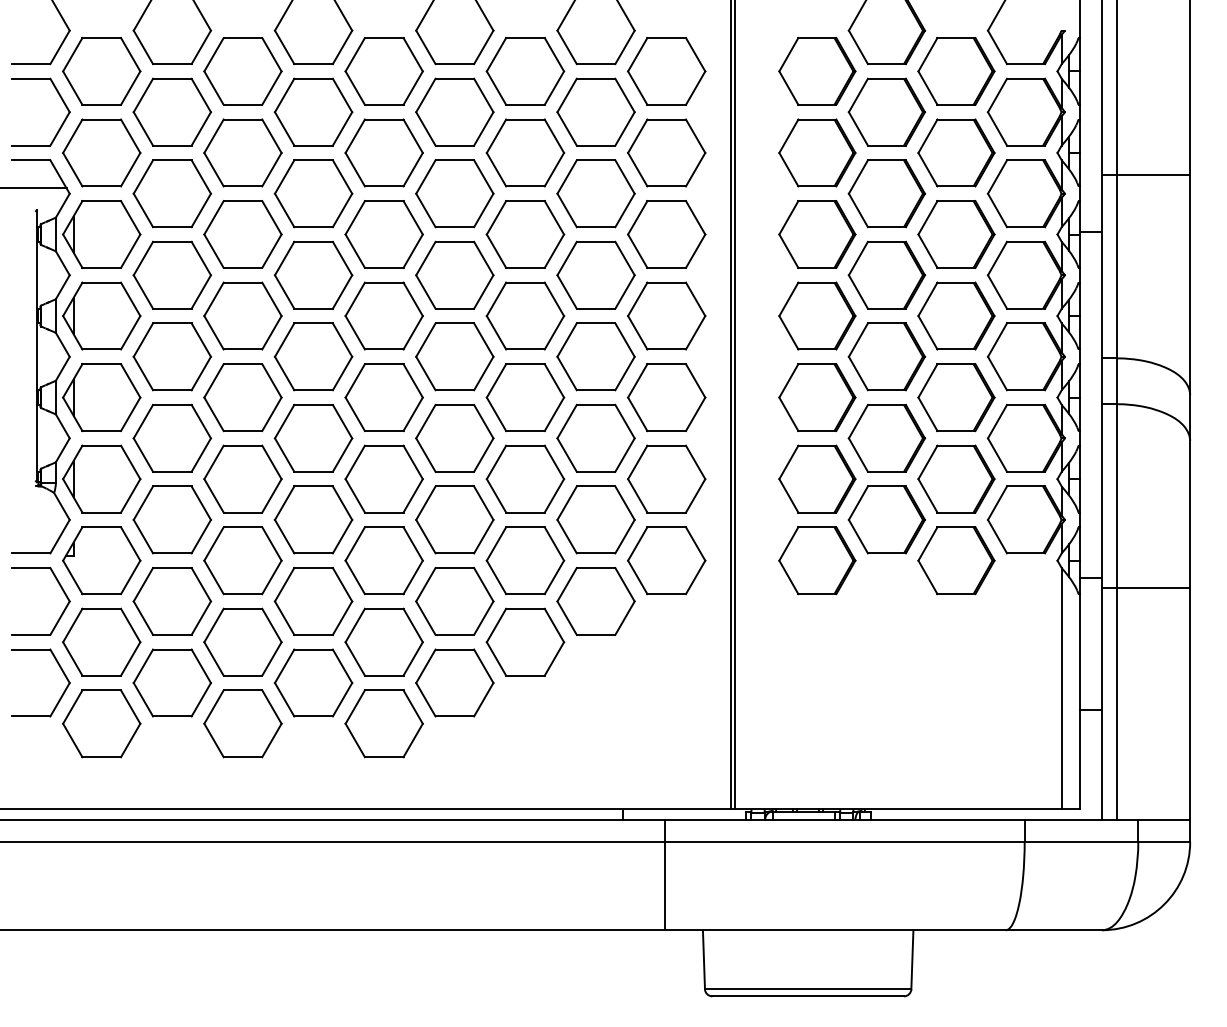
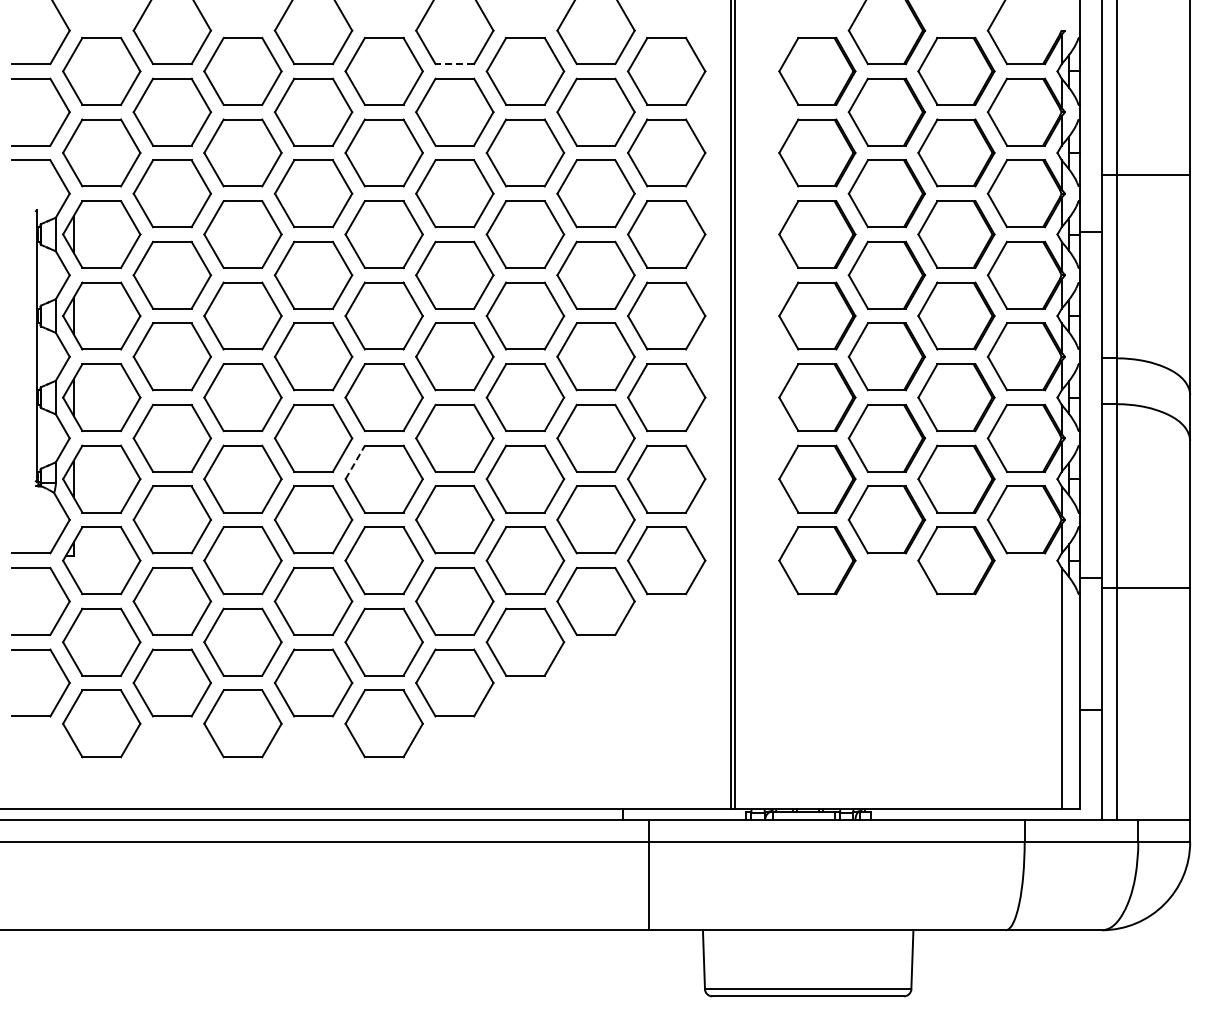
line: solid -> dashed (454, 64)
line: present -> none (34, 188)
line: solid -> dashed (355, 462)
line position: (664, 875) -> (648, 875) (648, 875)
